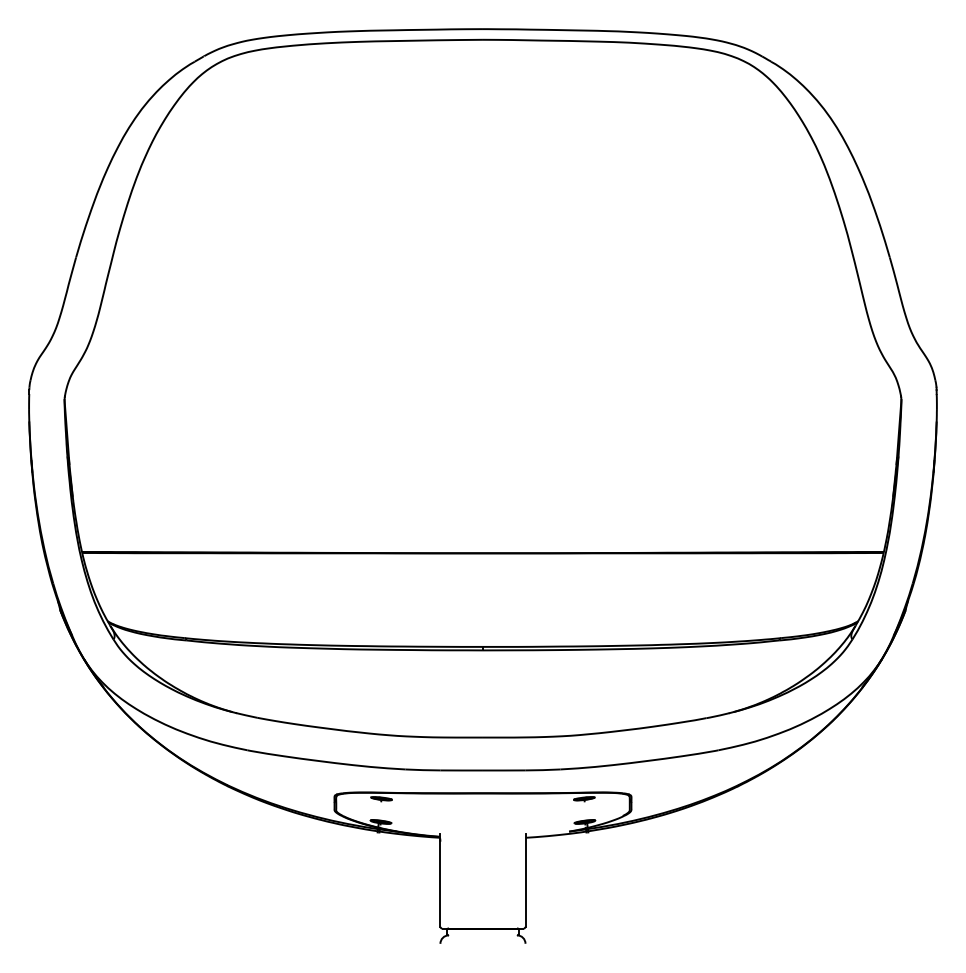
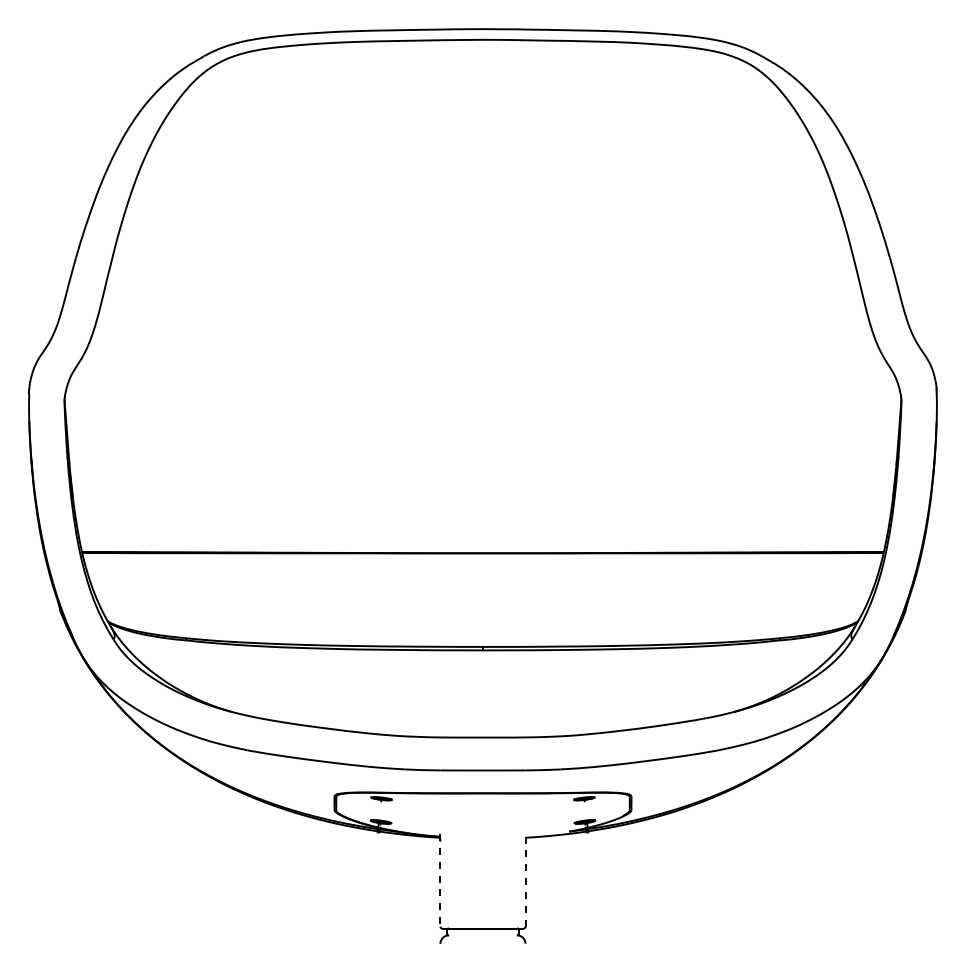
line: solid -> dashed (440, 880)
line: solid -> dashed (525, 880)
